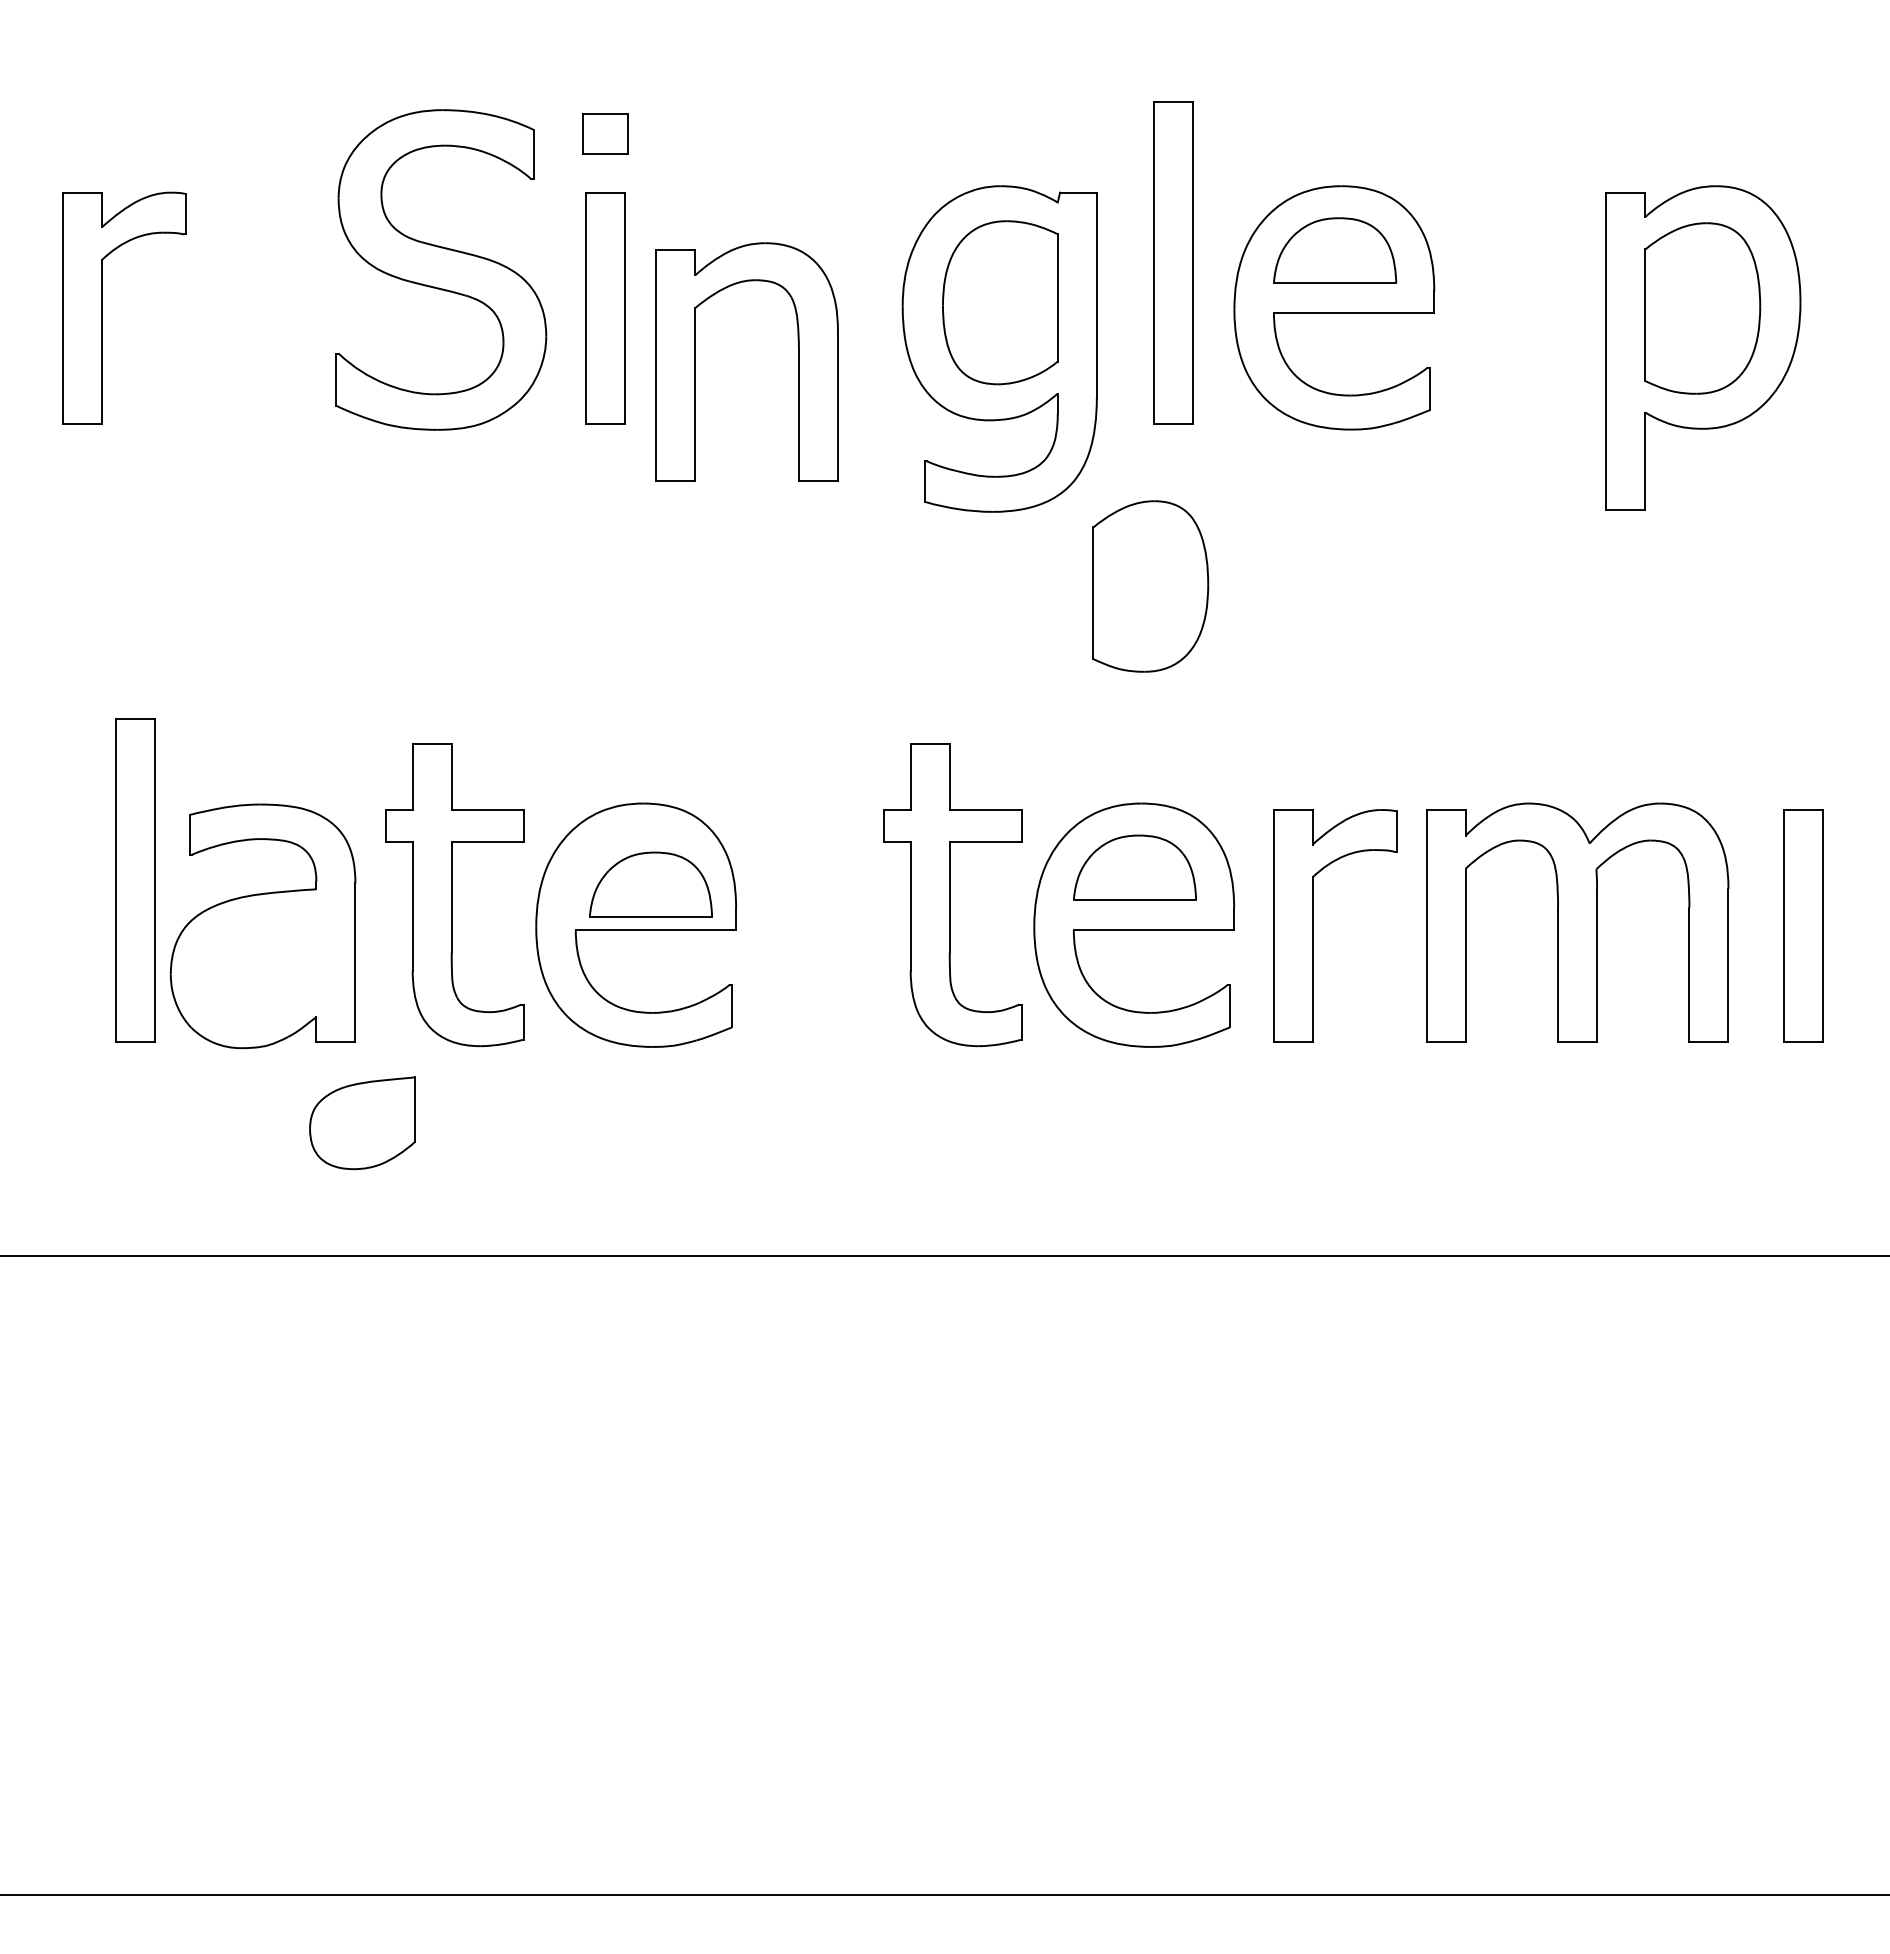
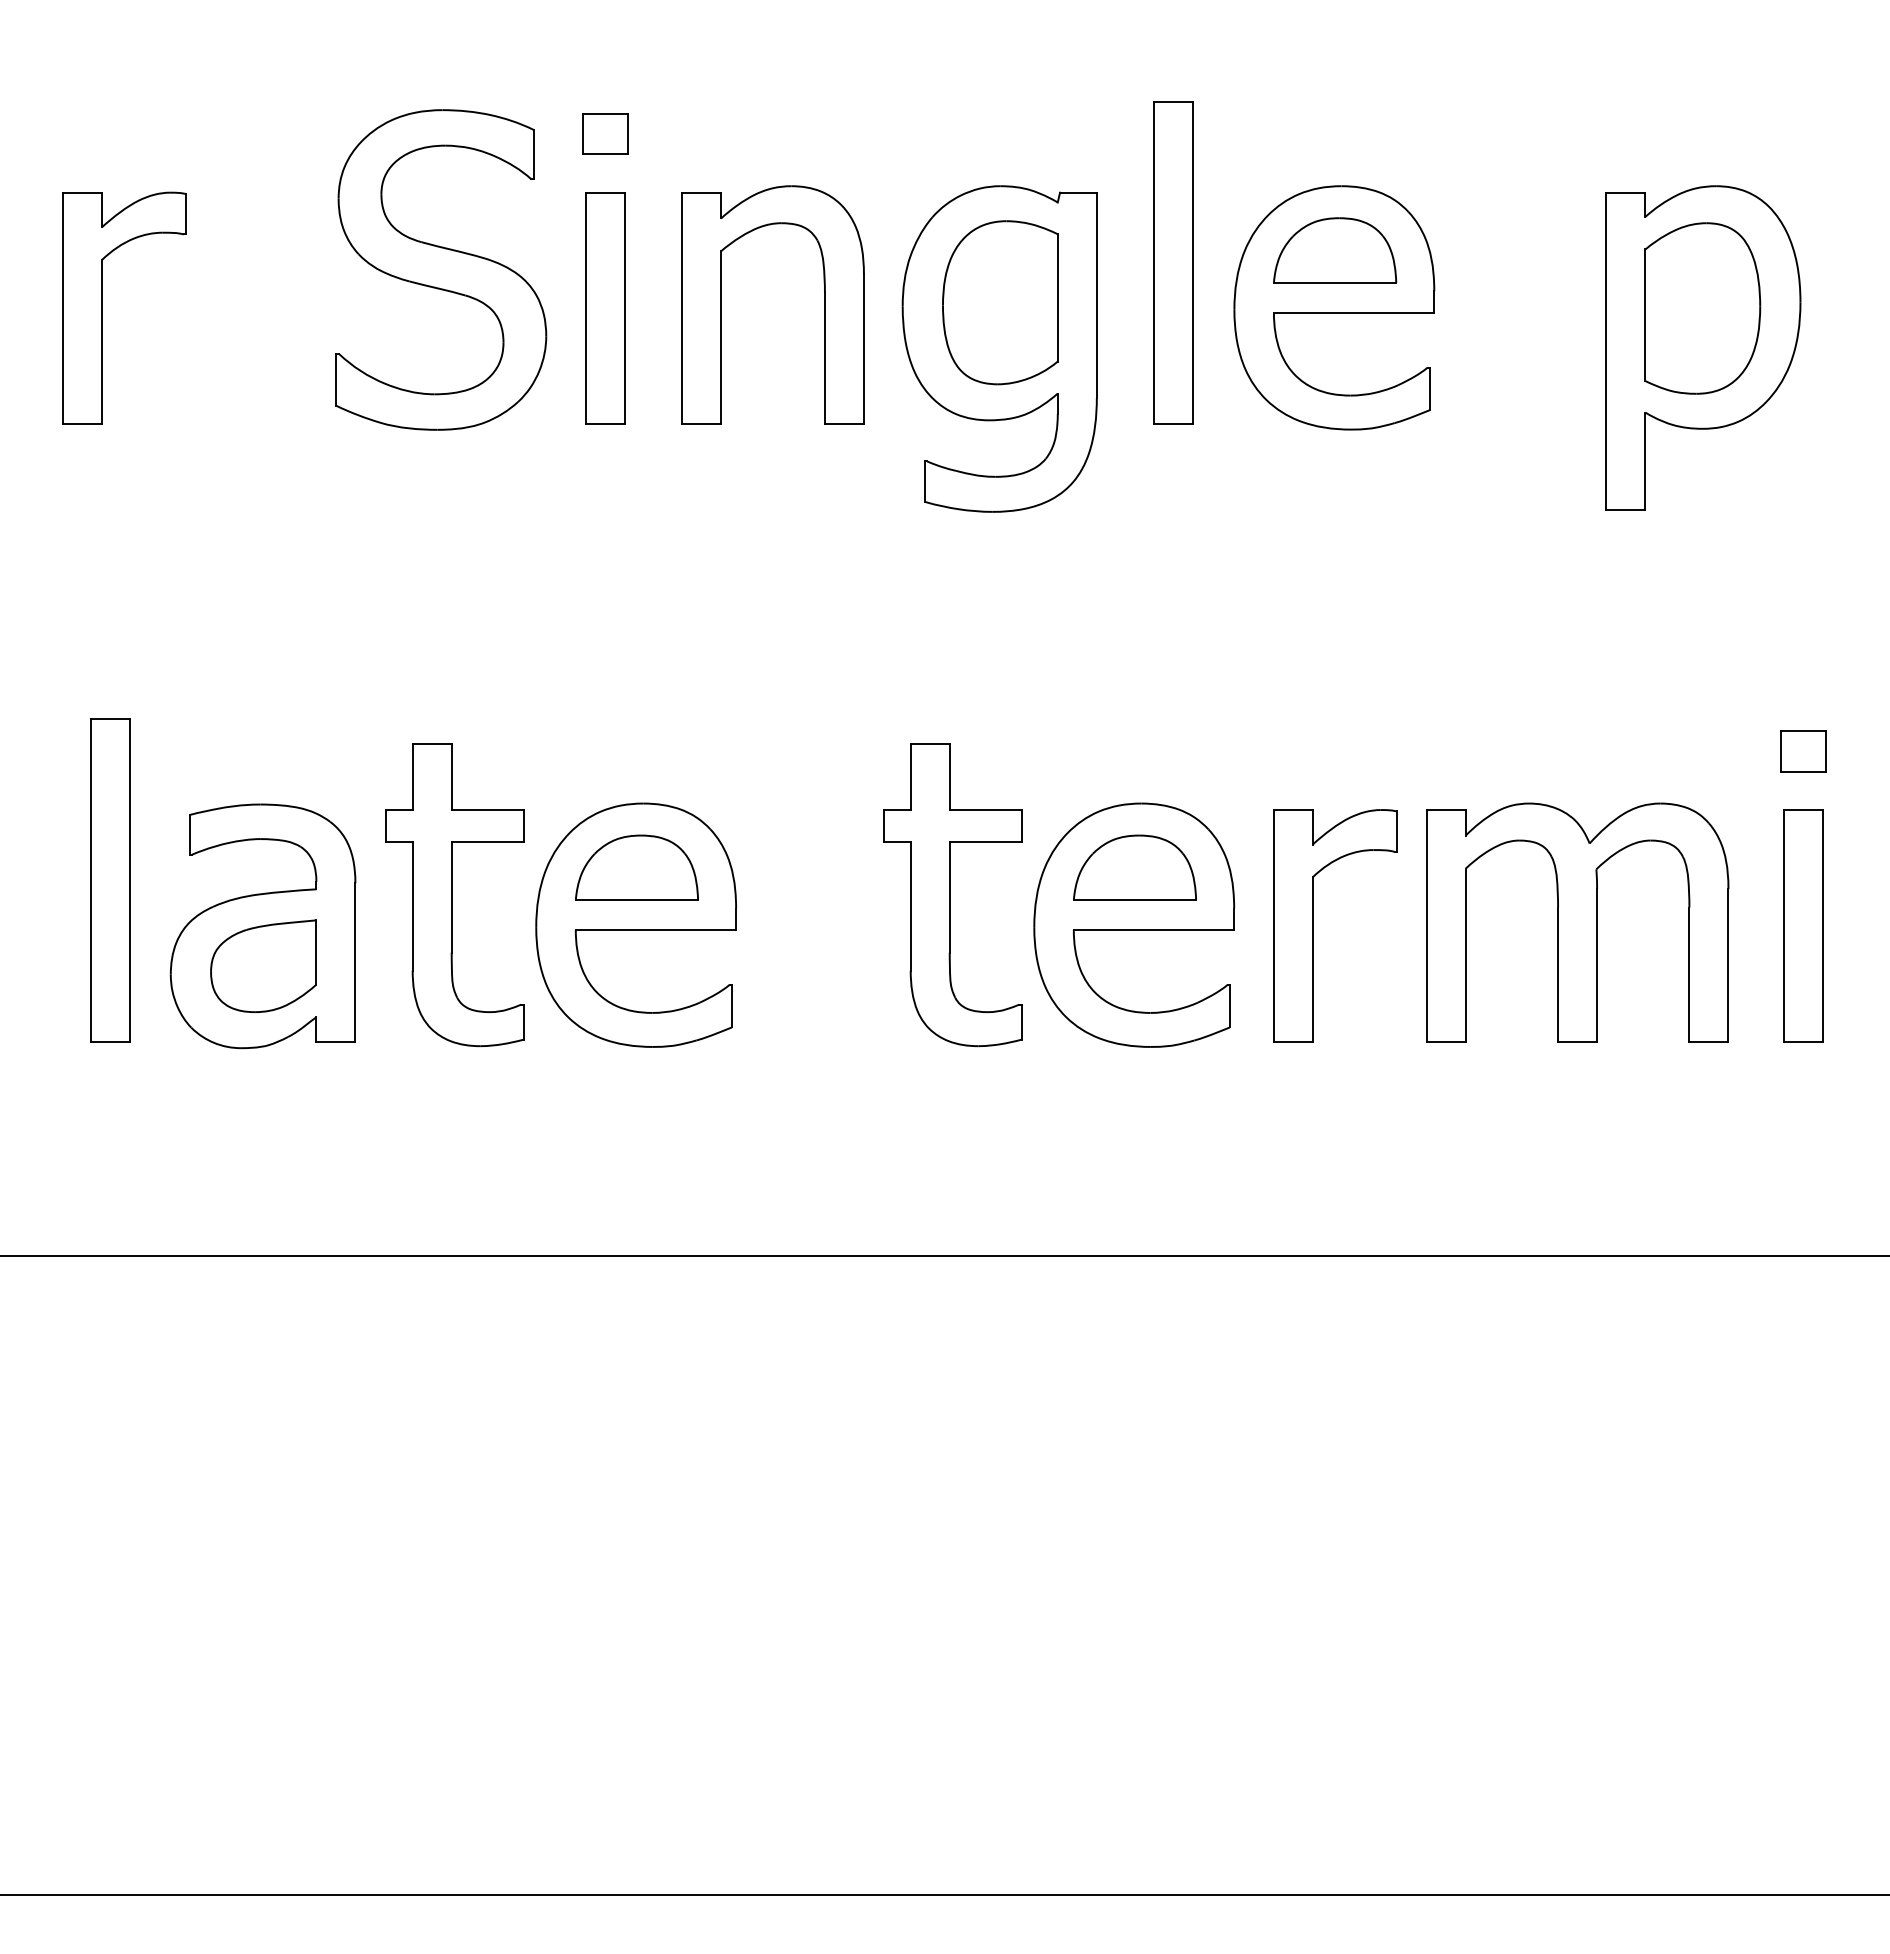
part position: (695, 361) -> (721, 304) (721, 304)
part: present -> none (1150, 586)
part: none -> present (1803, 751)
part position: (135, 880) -> (110, 880) (110, 880)
part position: (650, 884) -> (636, 867) (636, 867)
part position: (362, 1122) -> (263, 965) (263, 965)
